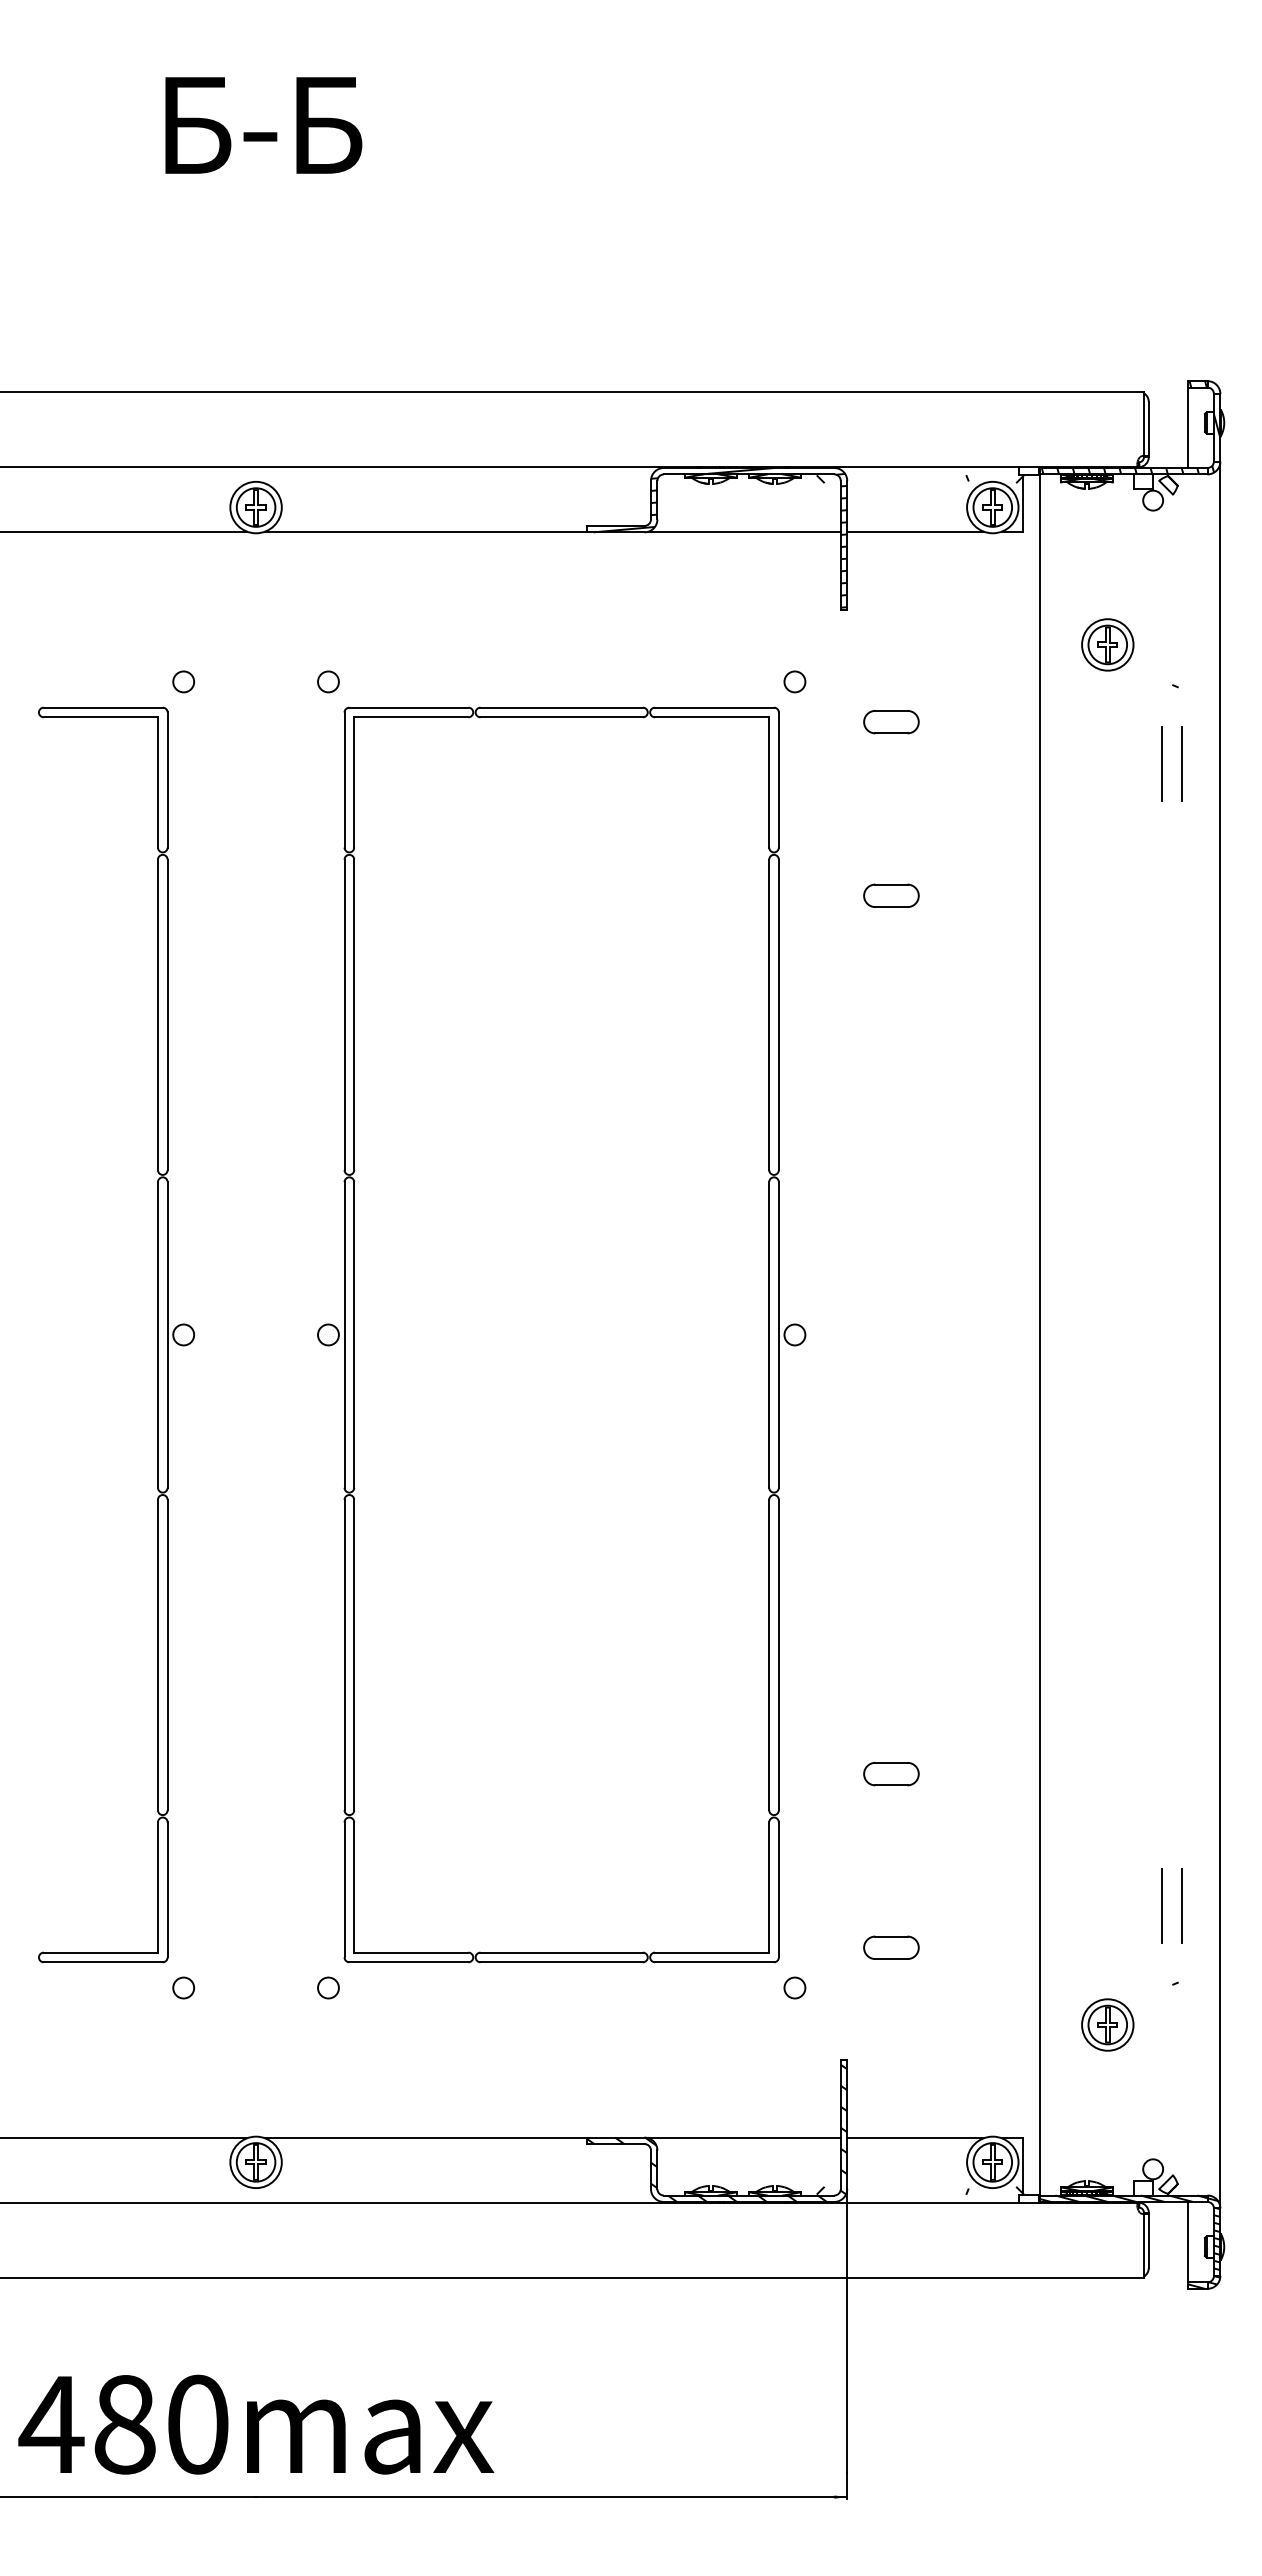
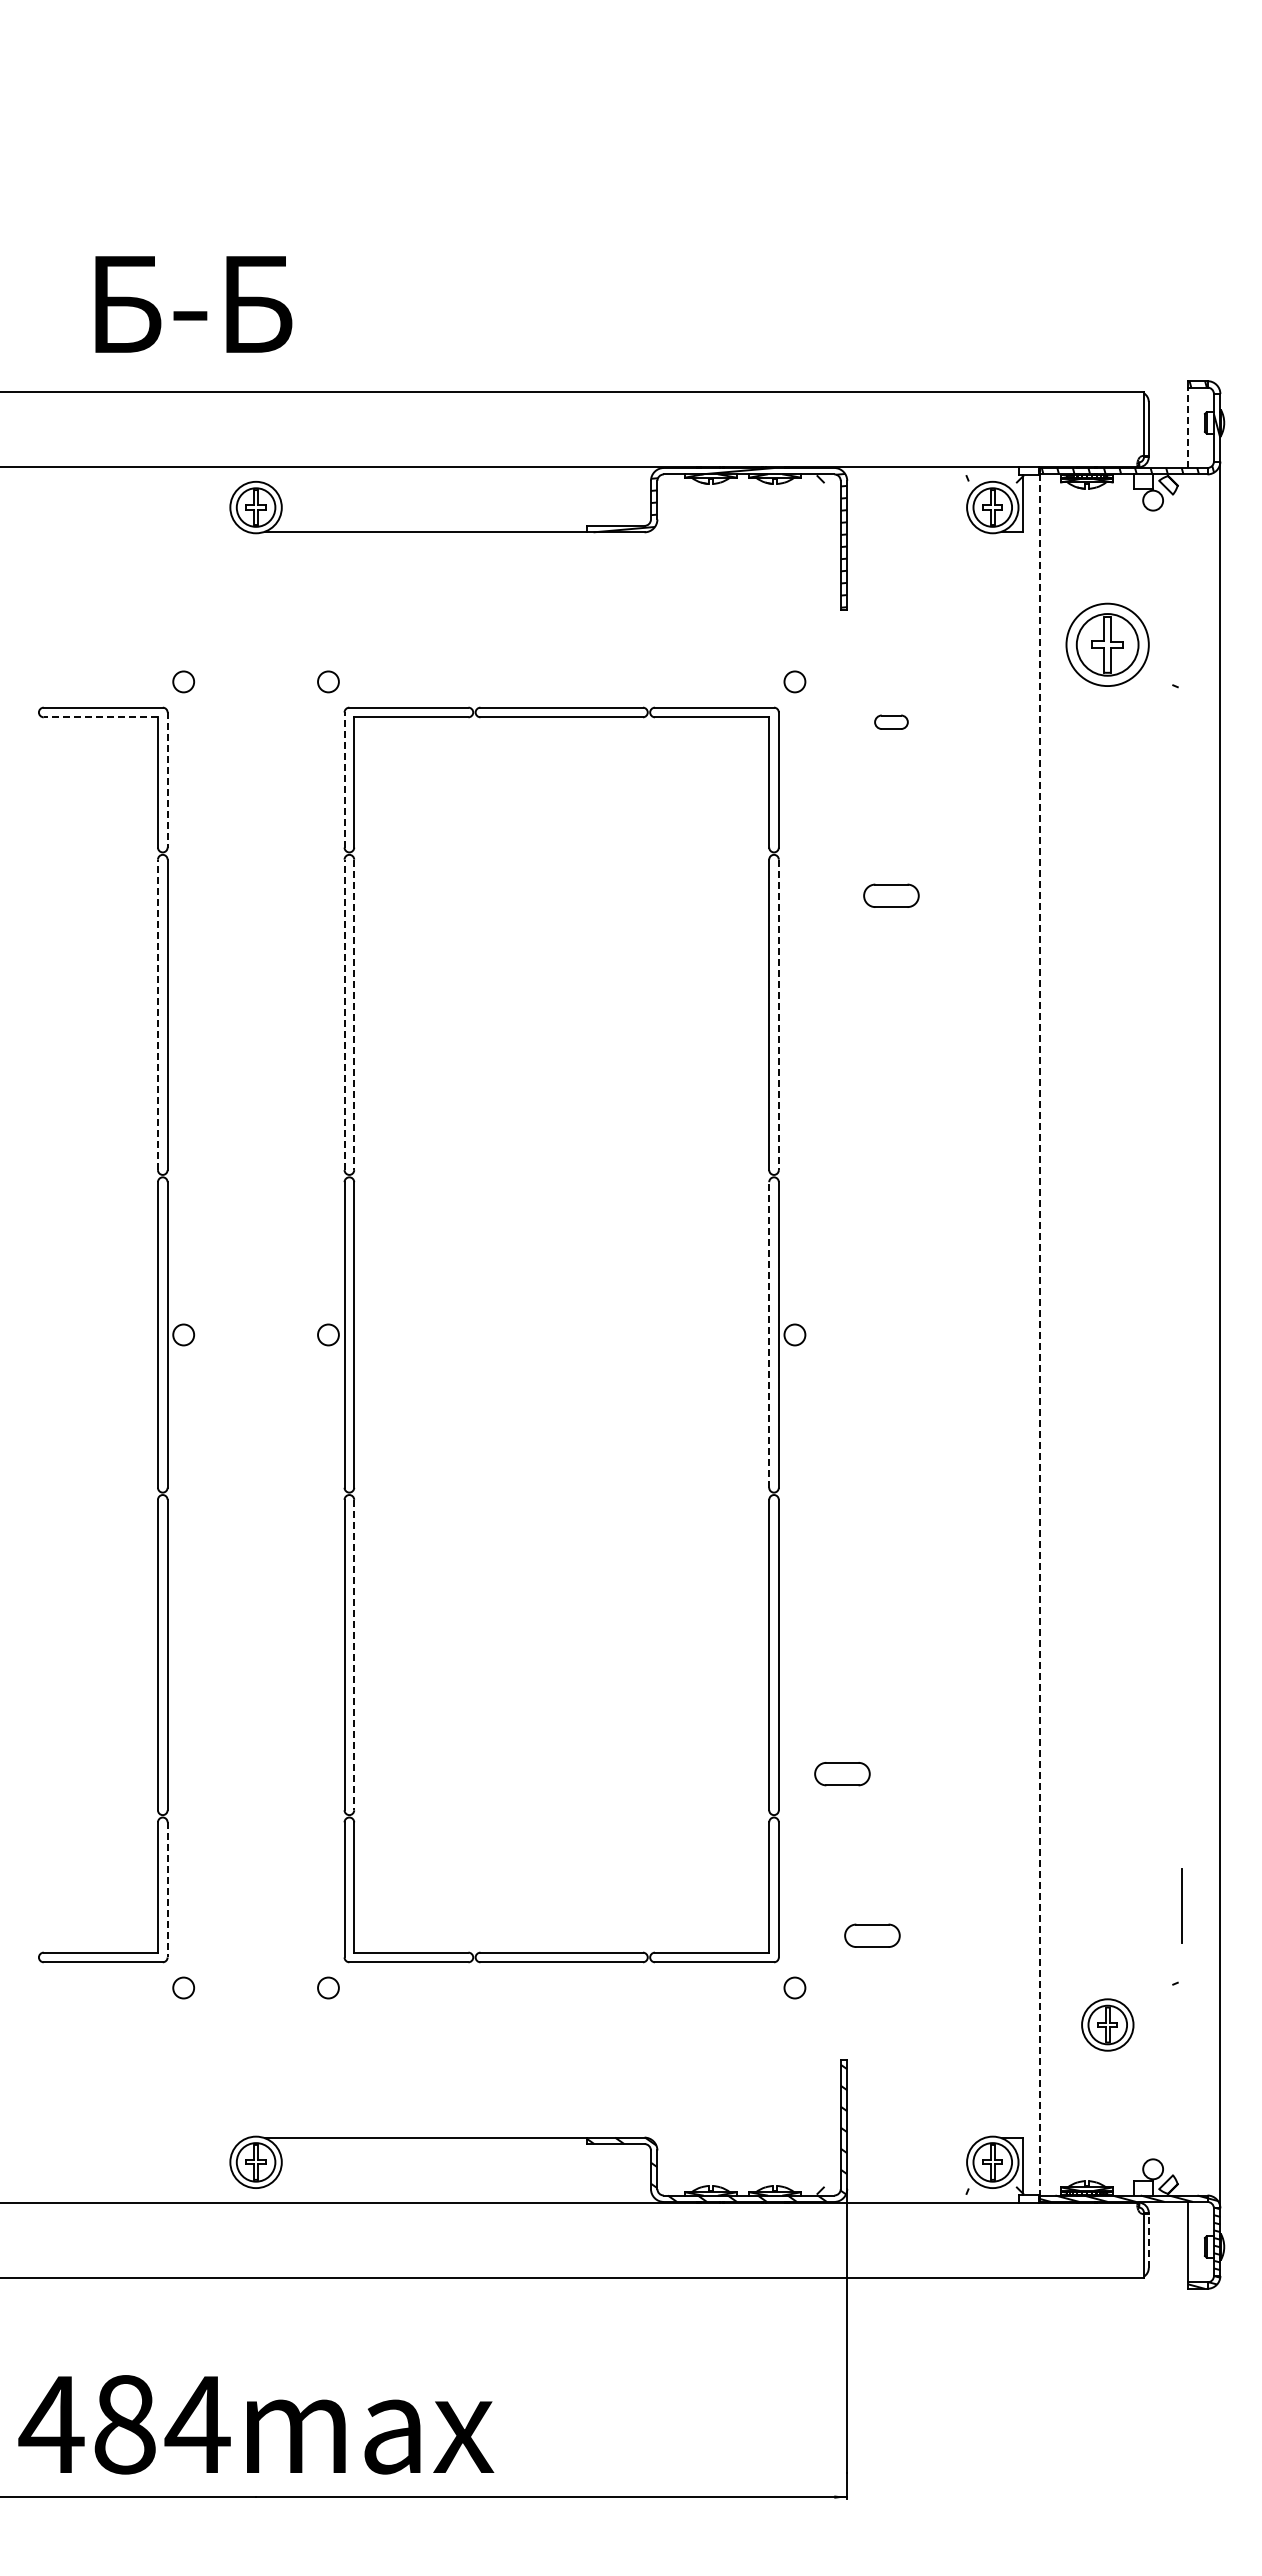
text position: (263, 125) -> (193, 304) (193, 304)
line: solid -> dashed (1188, 427)
line: present -> none (124, 531)
line: present -> none (743, 531)
line: present -> none (915, 531)
part size: 54x54 px -> 85x85 px (1107, 644)
line: solid -> dashed (100, 717)
part size: 57x25 px -> 35x16 px (891, 721)
line: present -> none (1161, 763)
line: present -> none (1181, 763)
line: solid -> dashed (167, 780)
line: solid -> dashed (344, 780)
line: solid -> dashed (157, 1014)
line: solid -> dashed (344, 1014)
line: solid -> dashed (354, 1015)
line: solid -> dashed (778, 1015)
line: solid -> dashed (769, 1334)
line: solid -> dashed (1040, 1334)
line: solid -> dashed (354, 1655)
part position: (891, 1774) -> (842, 1774) (842, 1774)
line: solid -> dashed (167, 1889)
line: present -> none (1162, 1905)
part position: (891, 1947) -> (872, 1935) (872, 1935)
line: present -> none (124, 2138)
line: present -> none (743, 2138)
line: present -> none (915, 2138)
line: solid -> dashed (1148, 2240)
text: 480max -> 484max (197, 2424)
